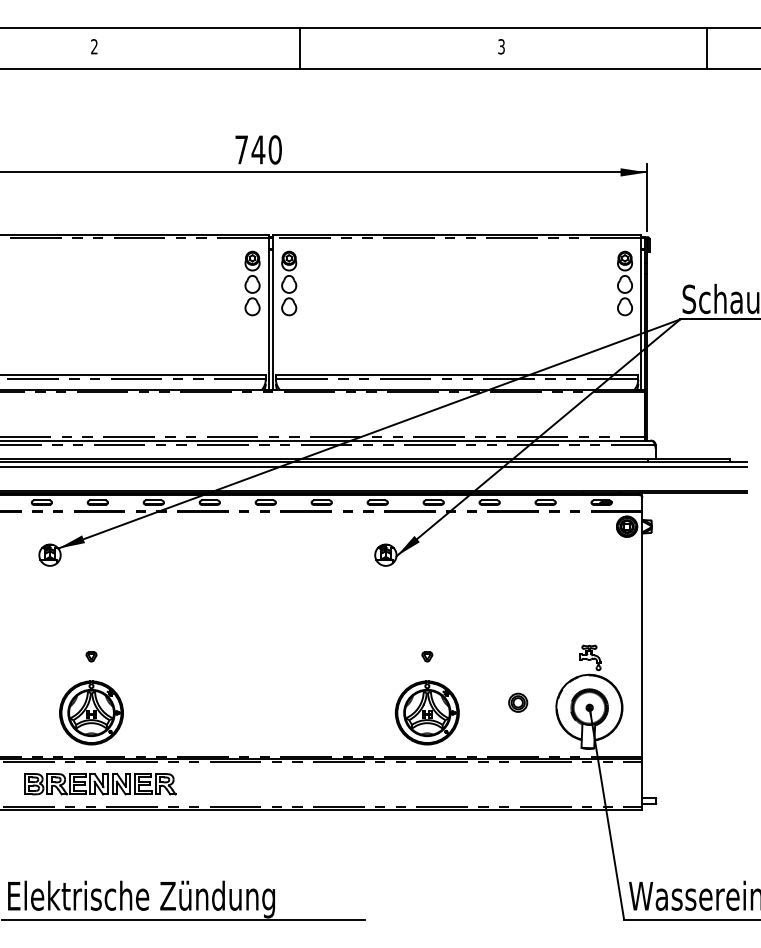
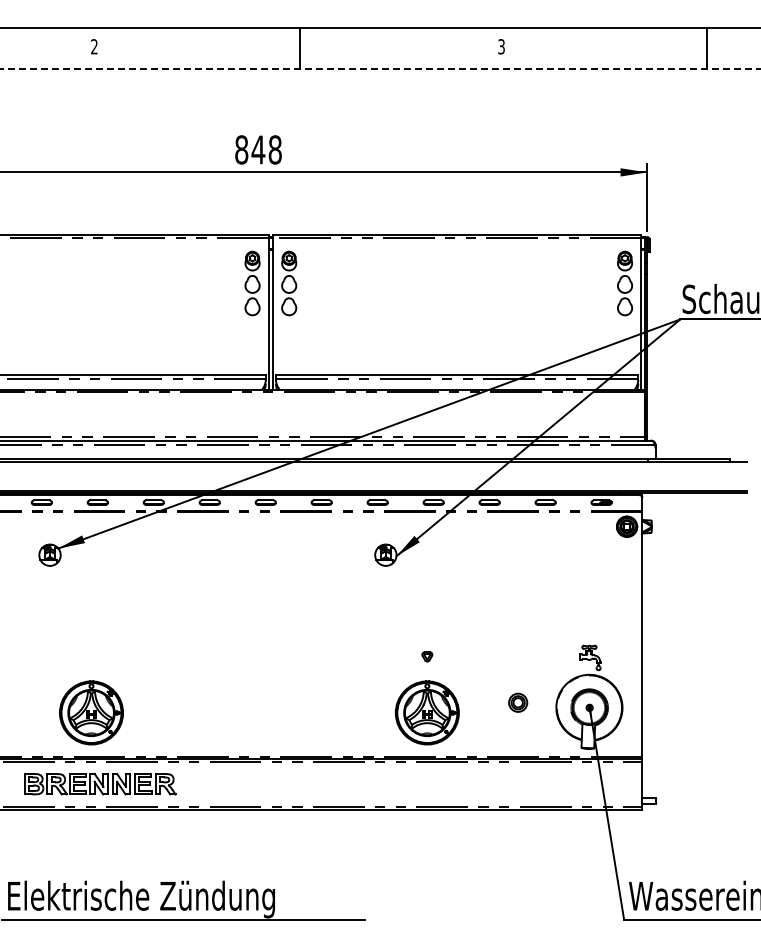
line: solid -> dashed (380, 69)
text: 740 -> 848 (258, 149)
line: present -> none (374, 467)
part: present -> none (91, 656)
